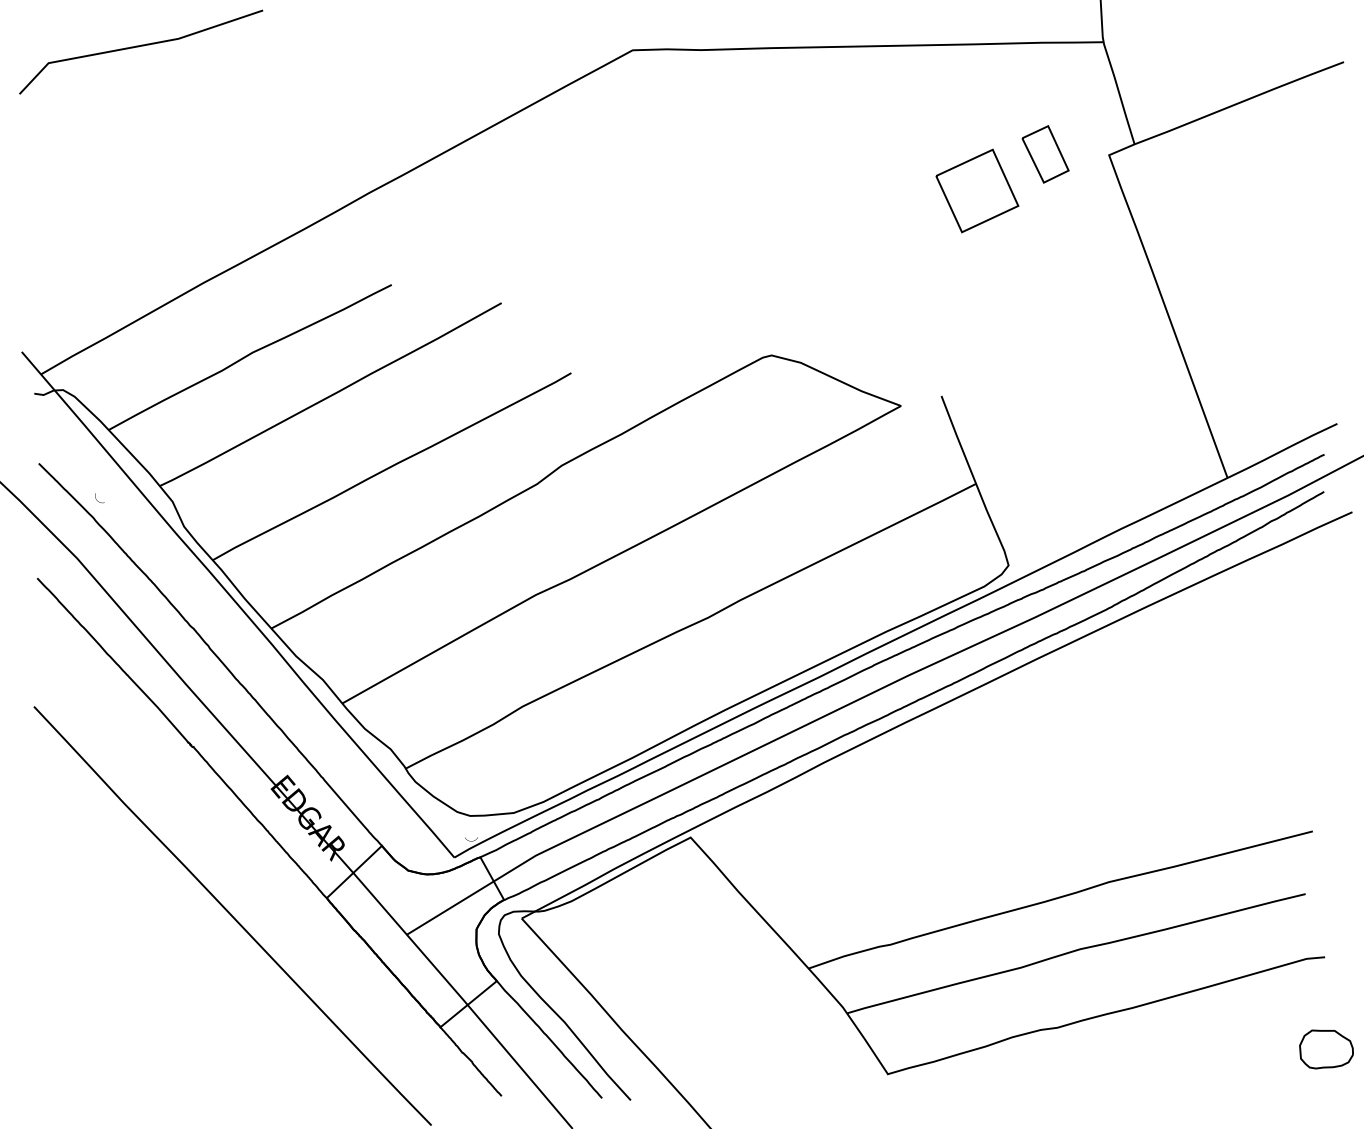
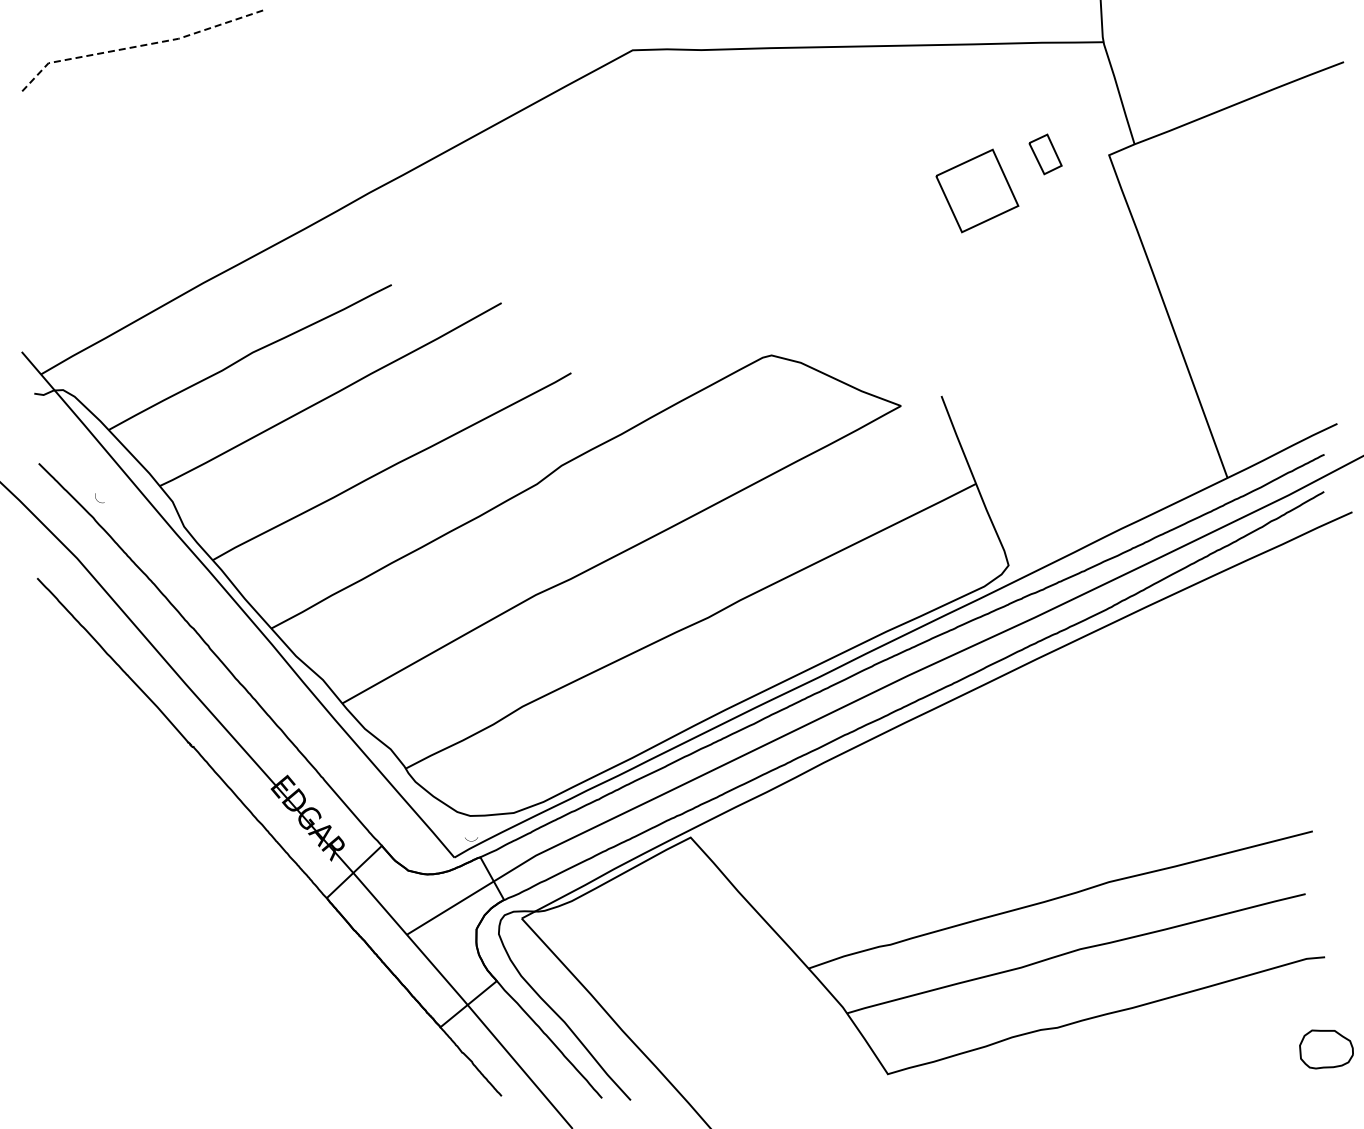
line: solid -> dashed (136, 46)
part size: 49x59 px -> 35x43 px (1045, 154)
curve: present -> none (232, 915)
